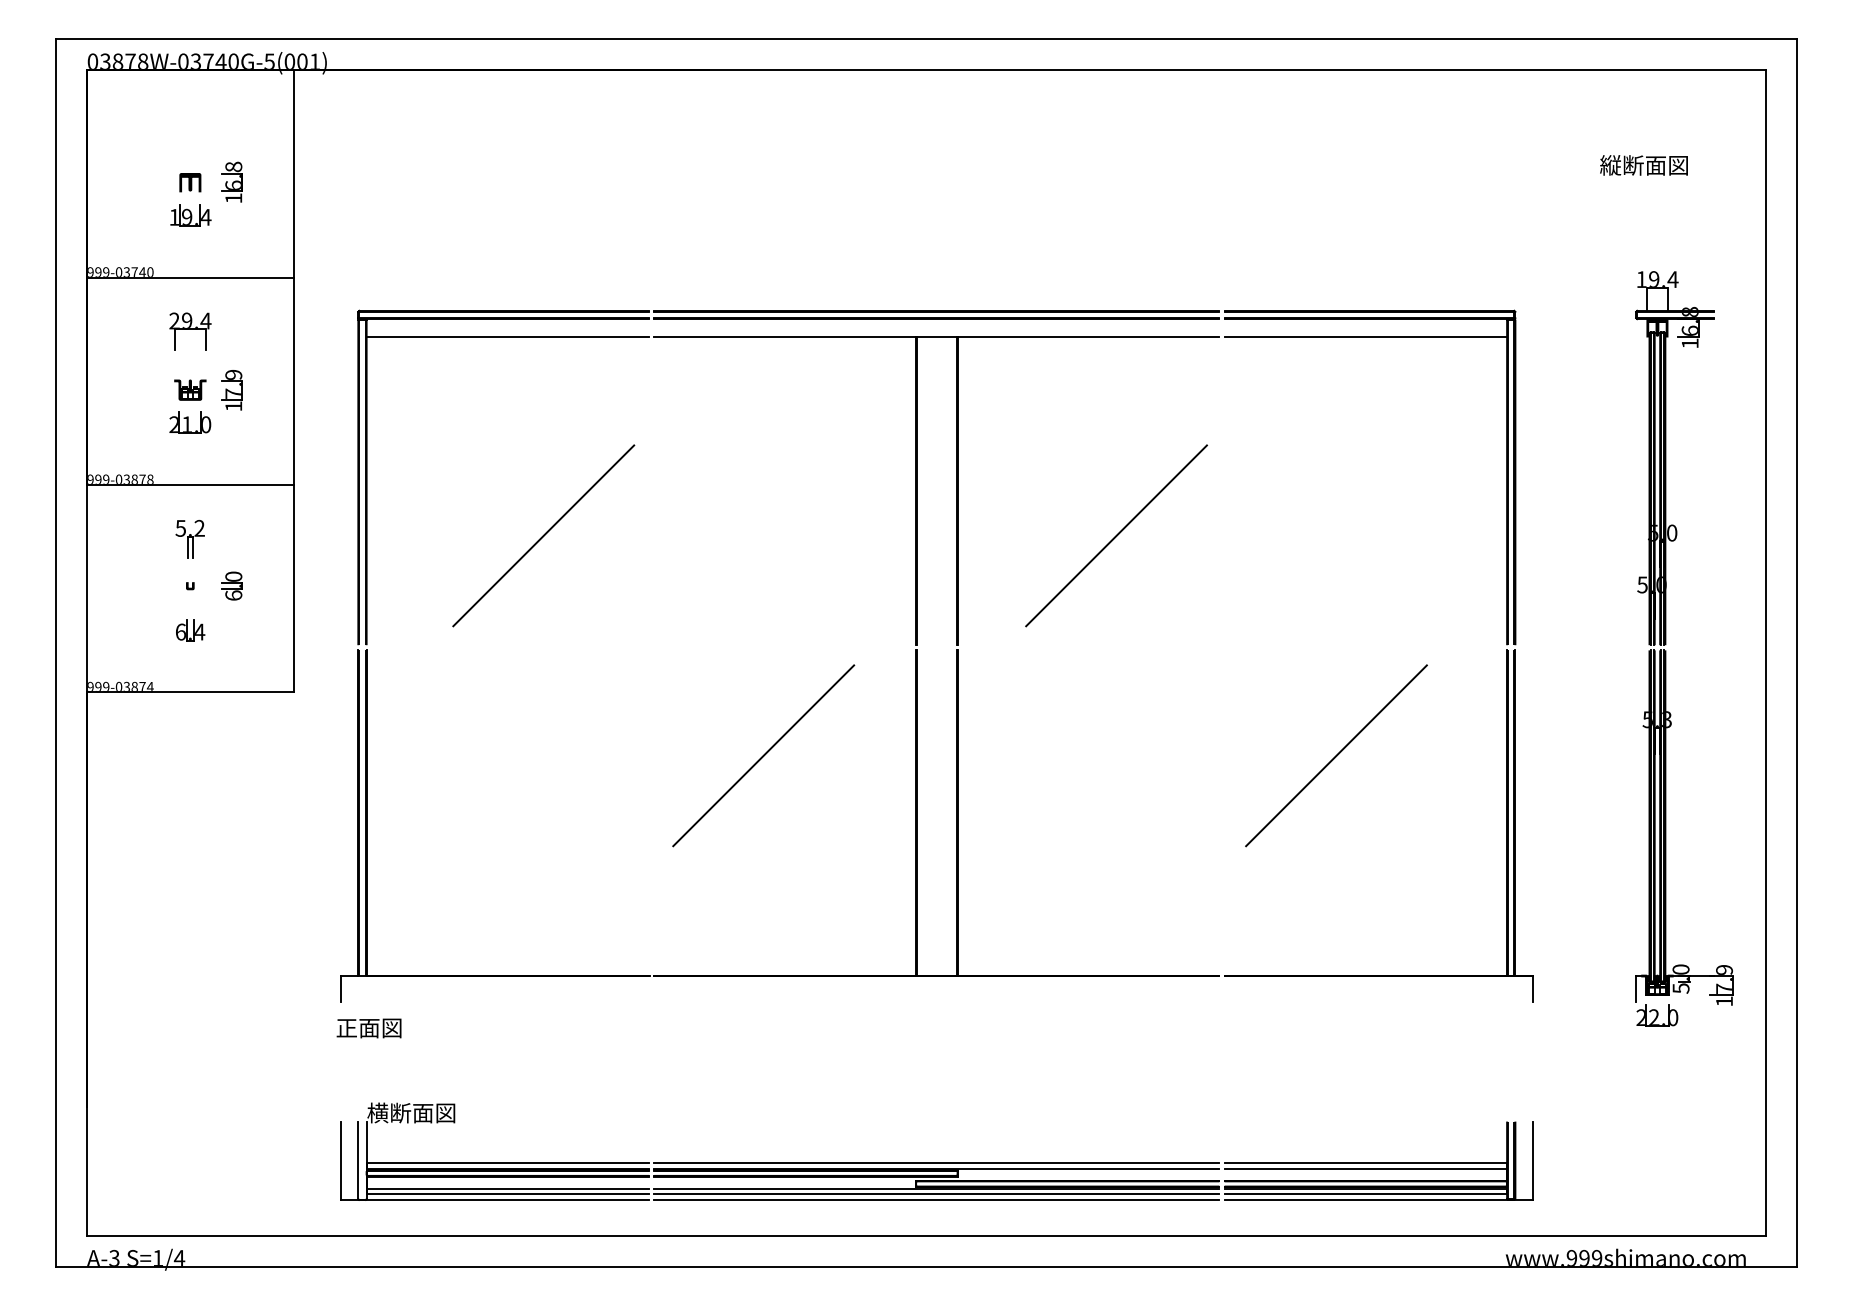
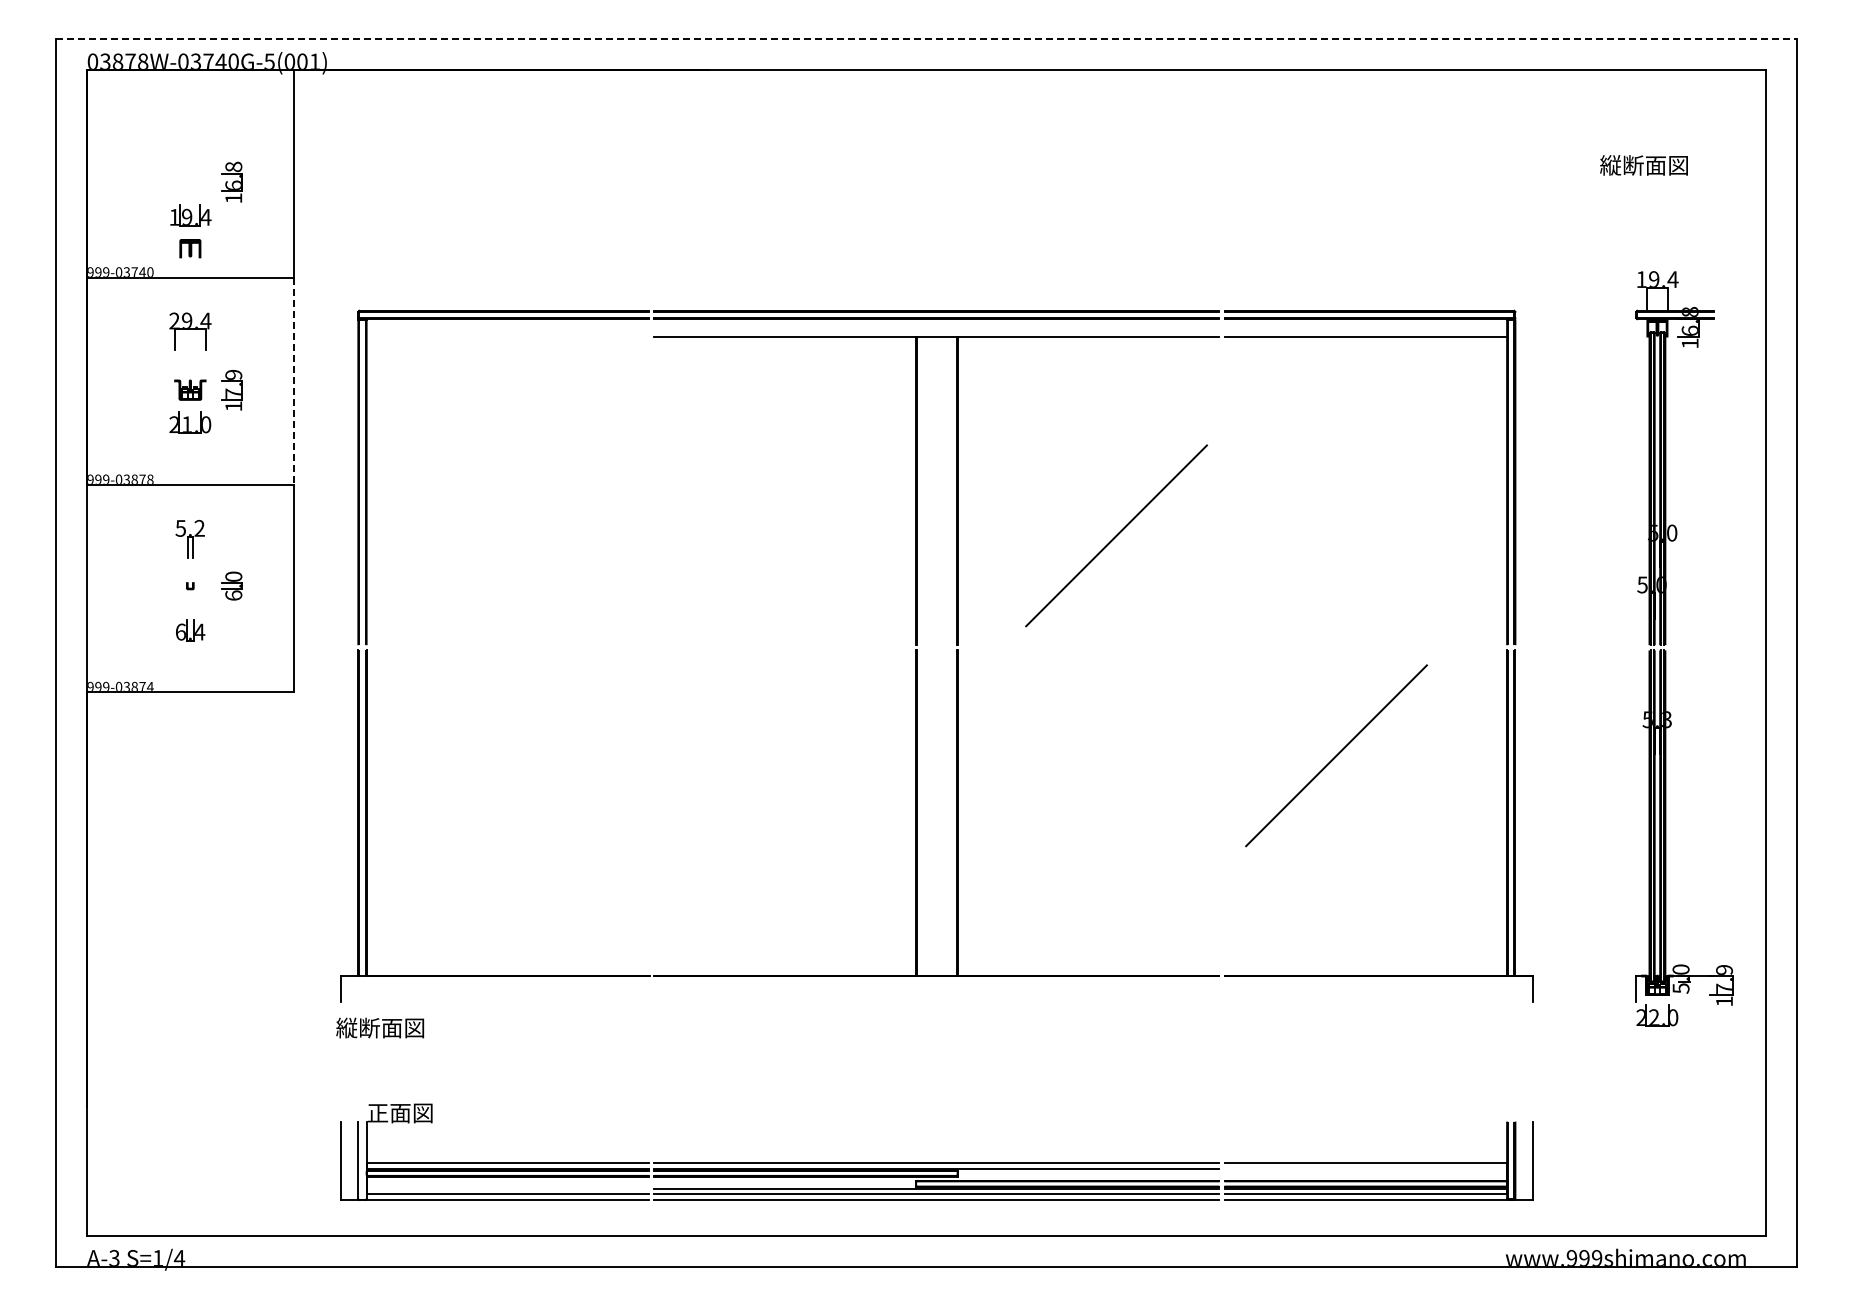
line: solid -> dashed (926, 39)
part position: (190, 182) -> (190, 248) (190, 248)
line: present -> none (507, 336)
line: solid -> dashed (294, 381)
line: present -> none (543, 535)
line: present -> none (763, 755)
text: 正面図 -> 縦断面図 (380, 1027)
text: 横断面図 -> 正面図 (411, 1112)
line: present -> none (1365, 1168)
line: present -> none (507, 1188)
